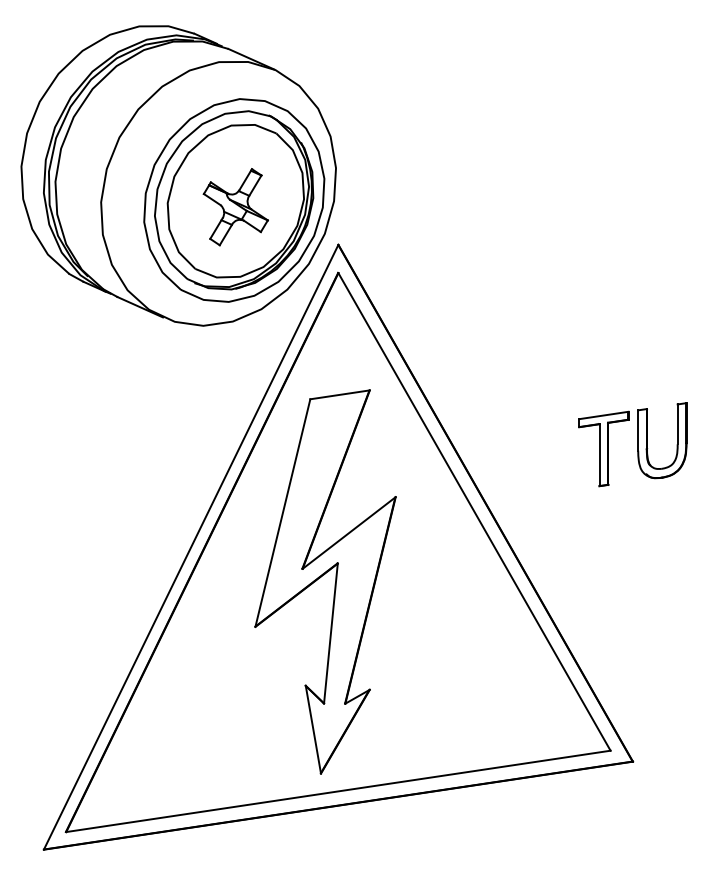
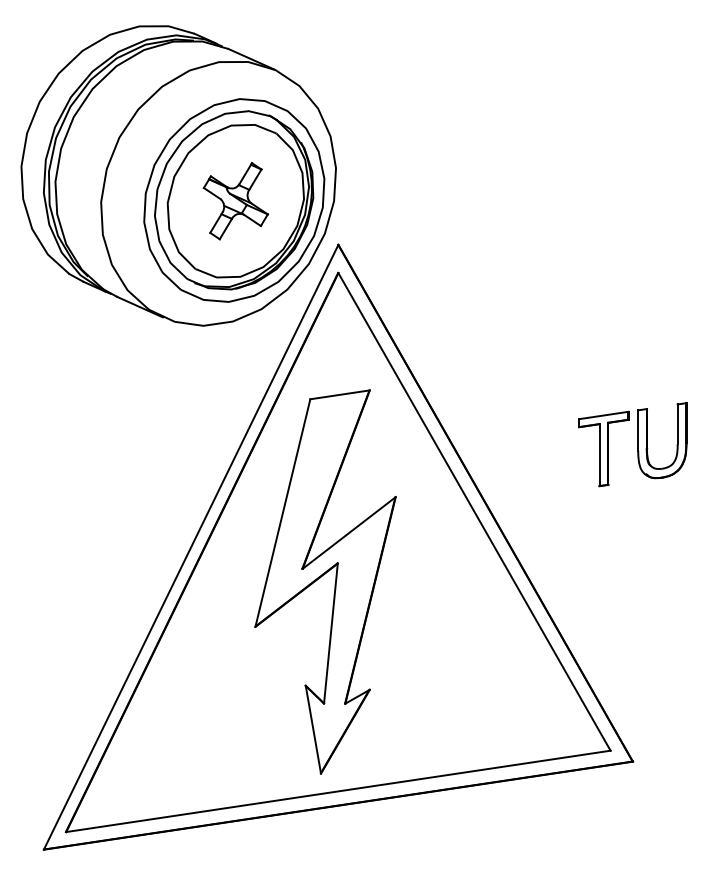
part position: (235, 207) -> (235, 201) (235, 201)
